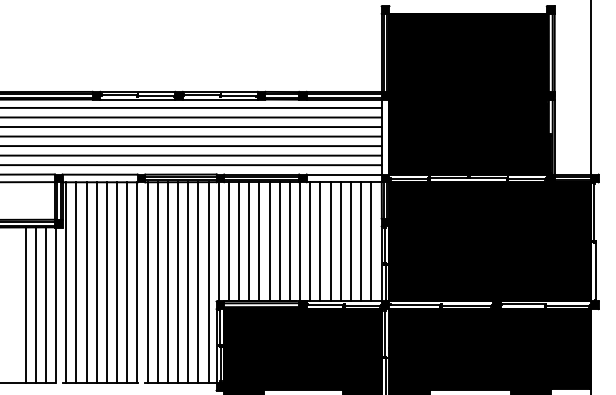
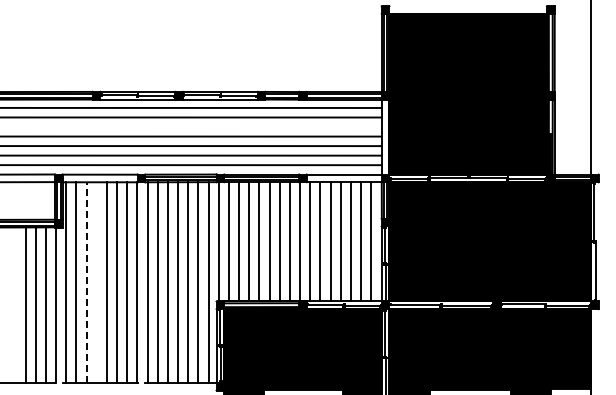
line: present -> none (191, 127)
line: solid -> dashed (86, 282)
line: present -> none (96, 282)
